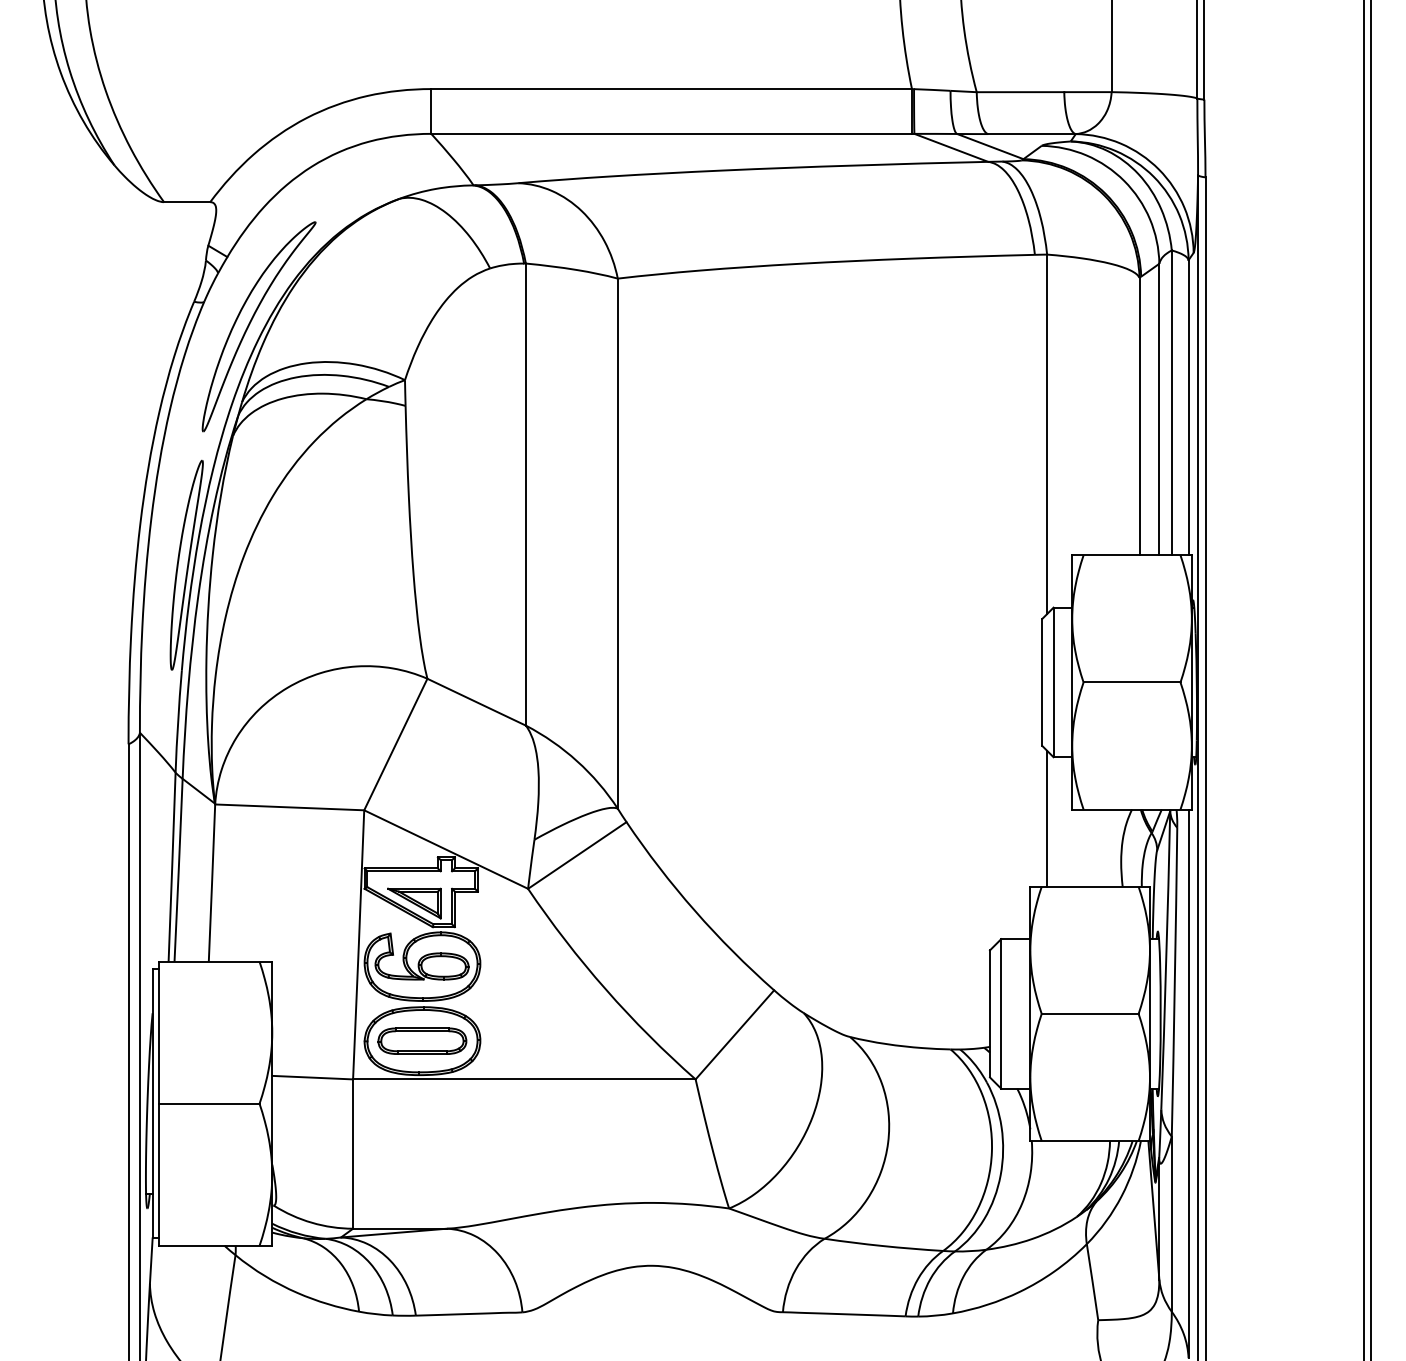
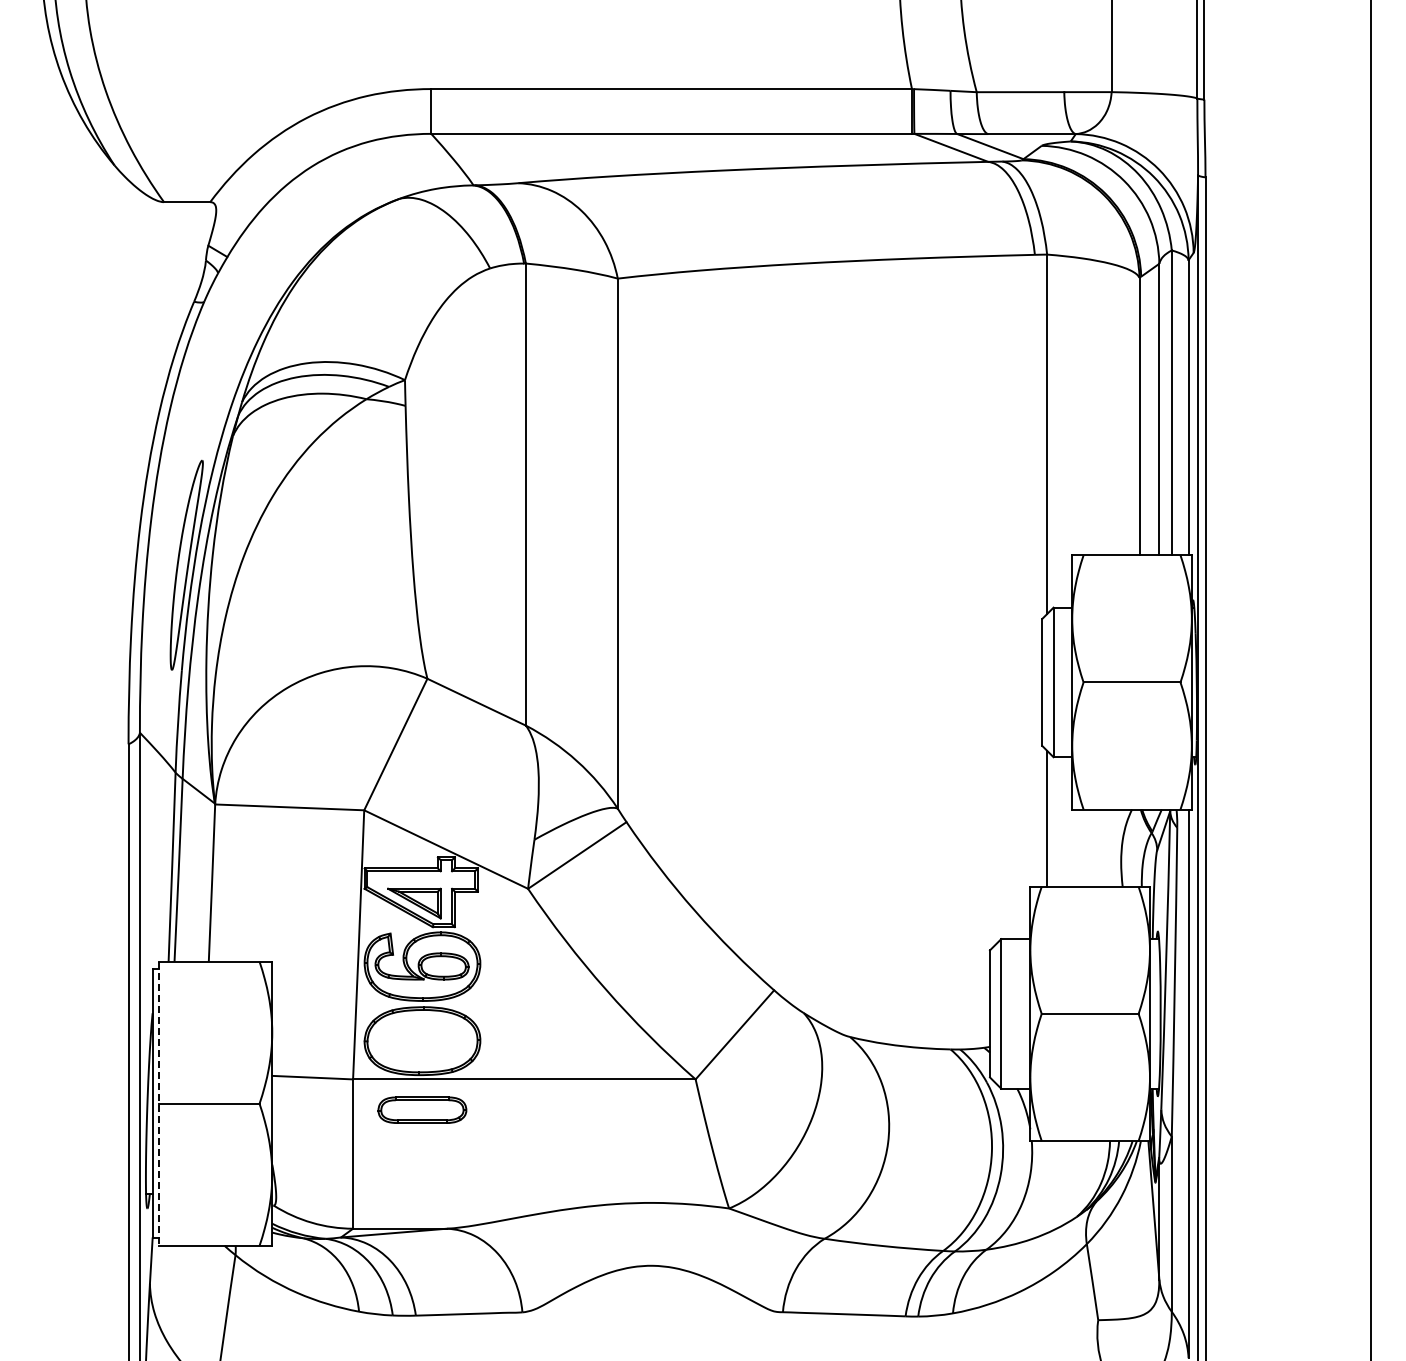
part: present -> none (251, 322)
line: present -> none (1363, 679)
part position: (422, 1040) -> (422, 1109) (422, 1109)
line: solid -> dashed (158, 1104)
